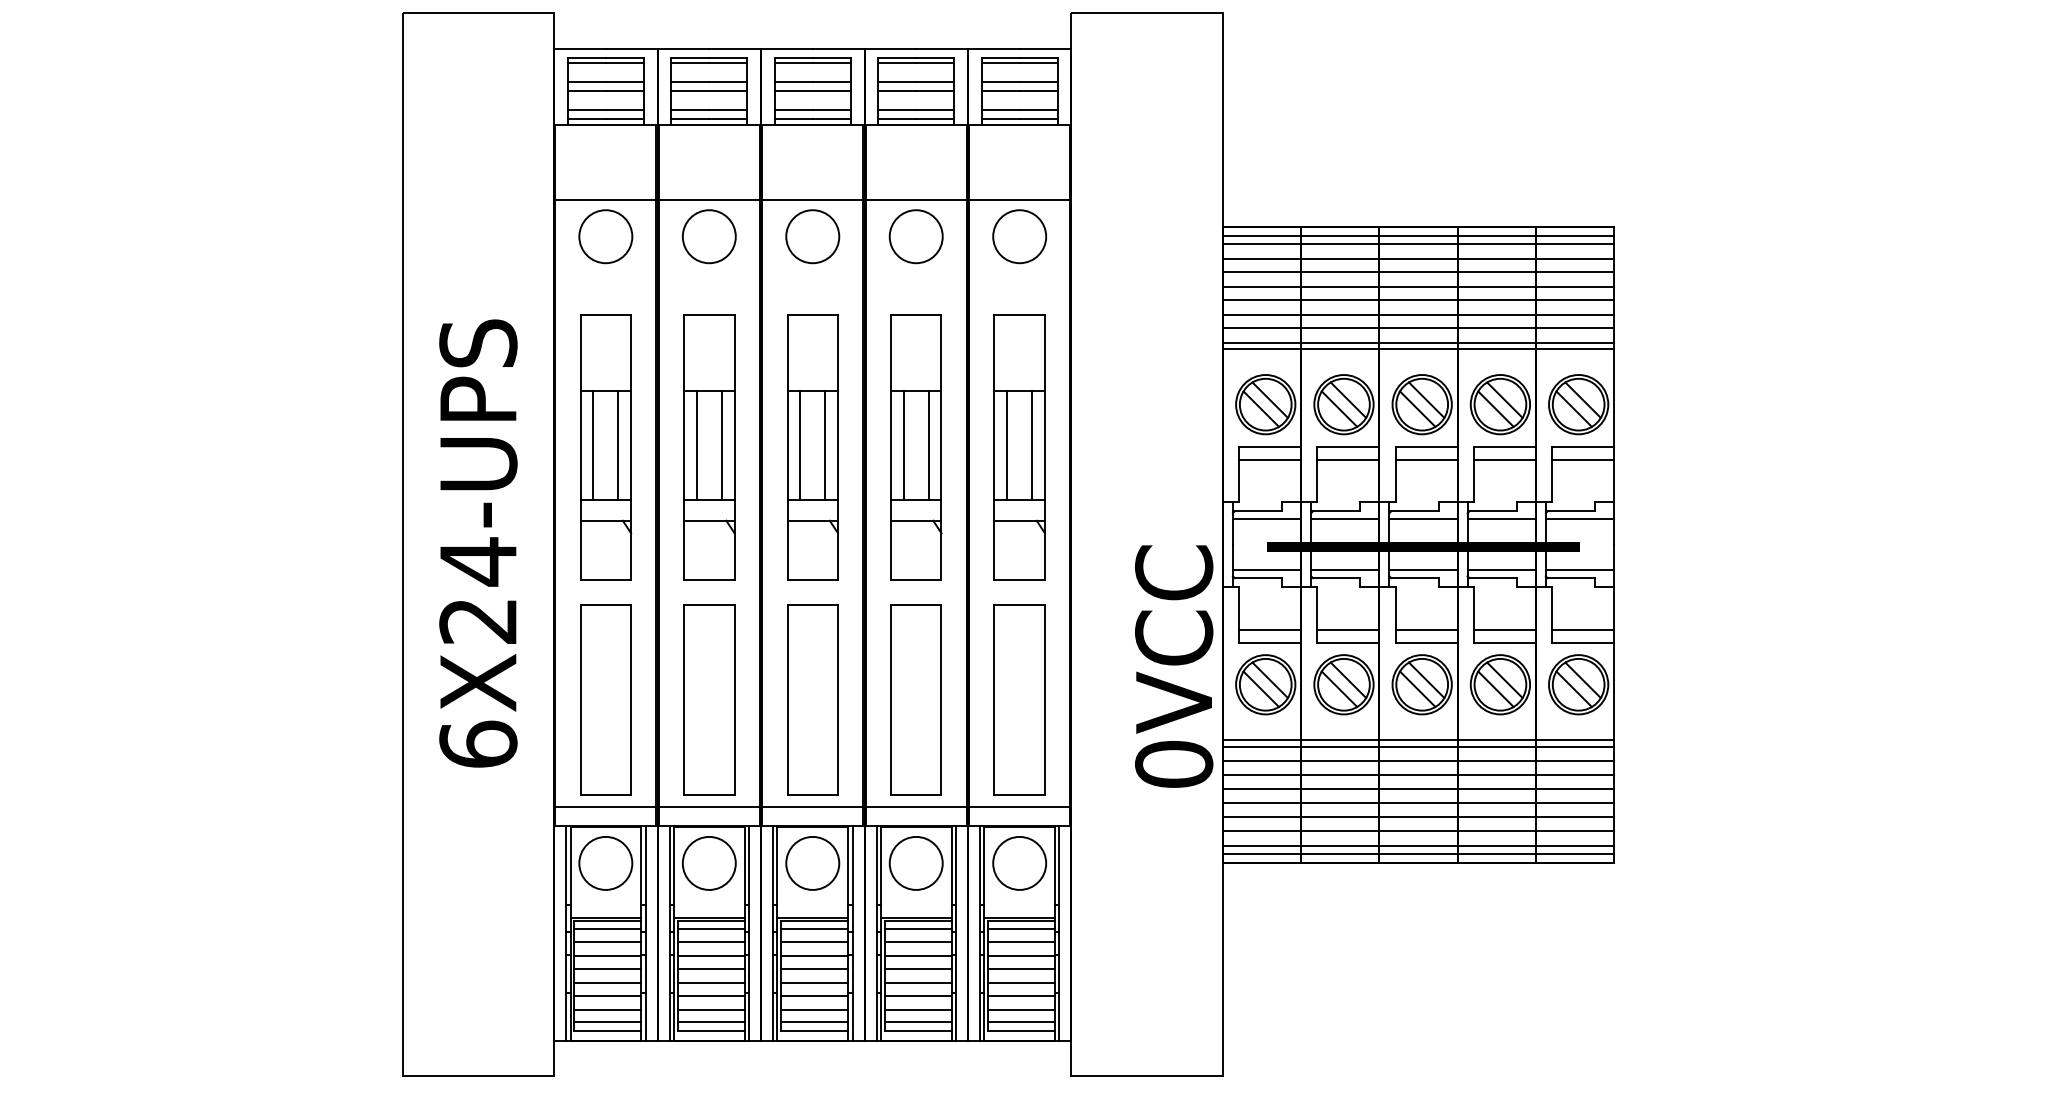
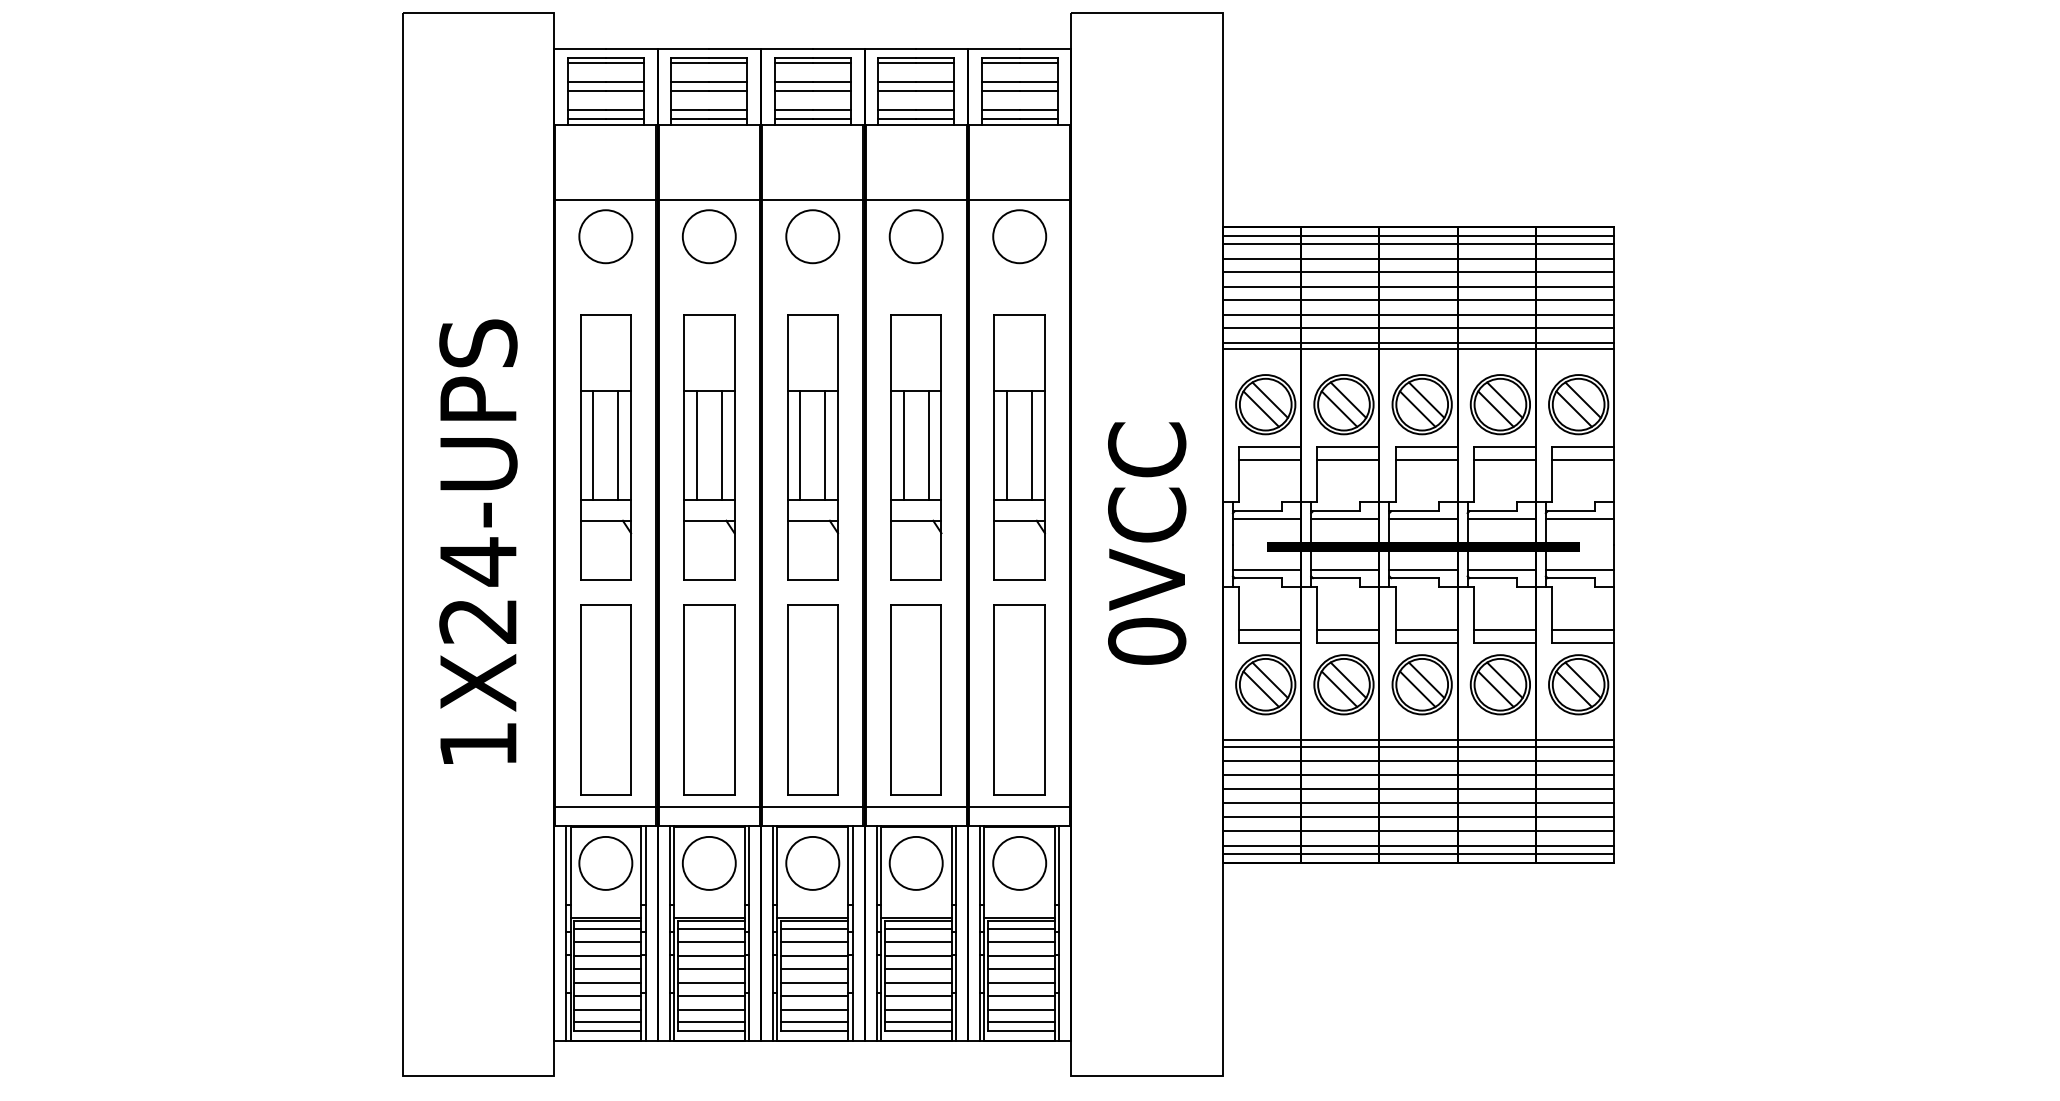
text position: (1174, 666) -> (1147, 543) (1147, 543)
text: 6X24-UPS -> 1X24-UPS (478, 743)
